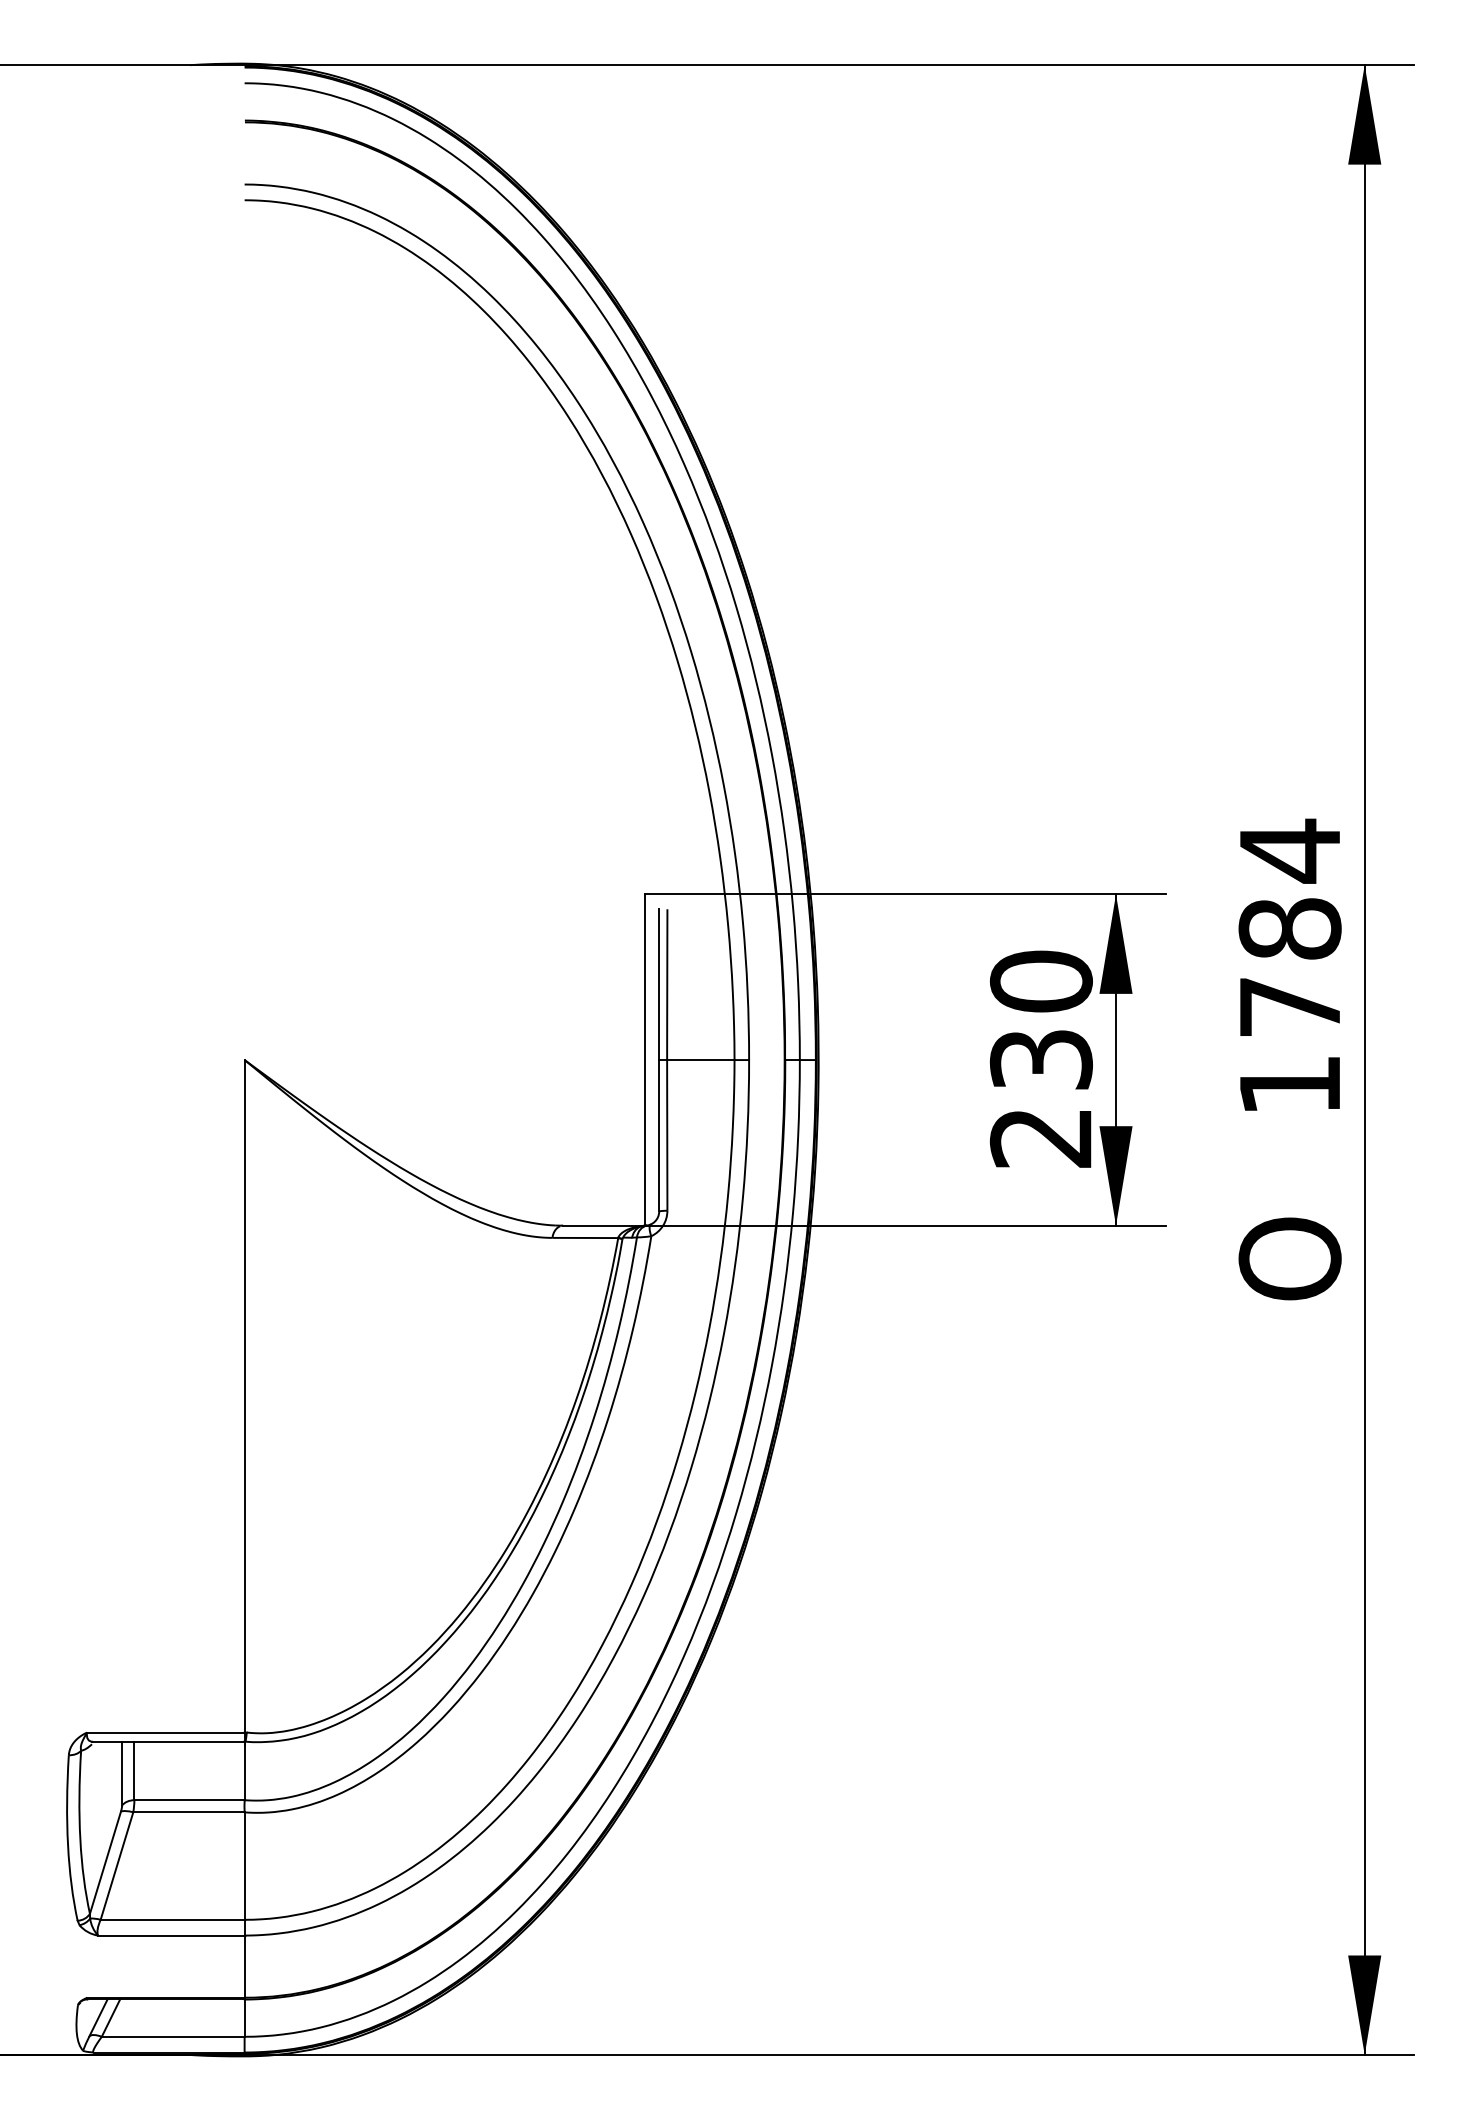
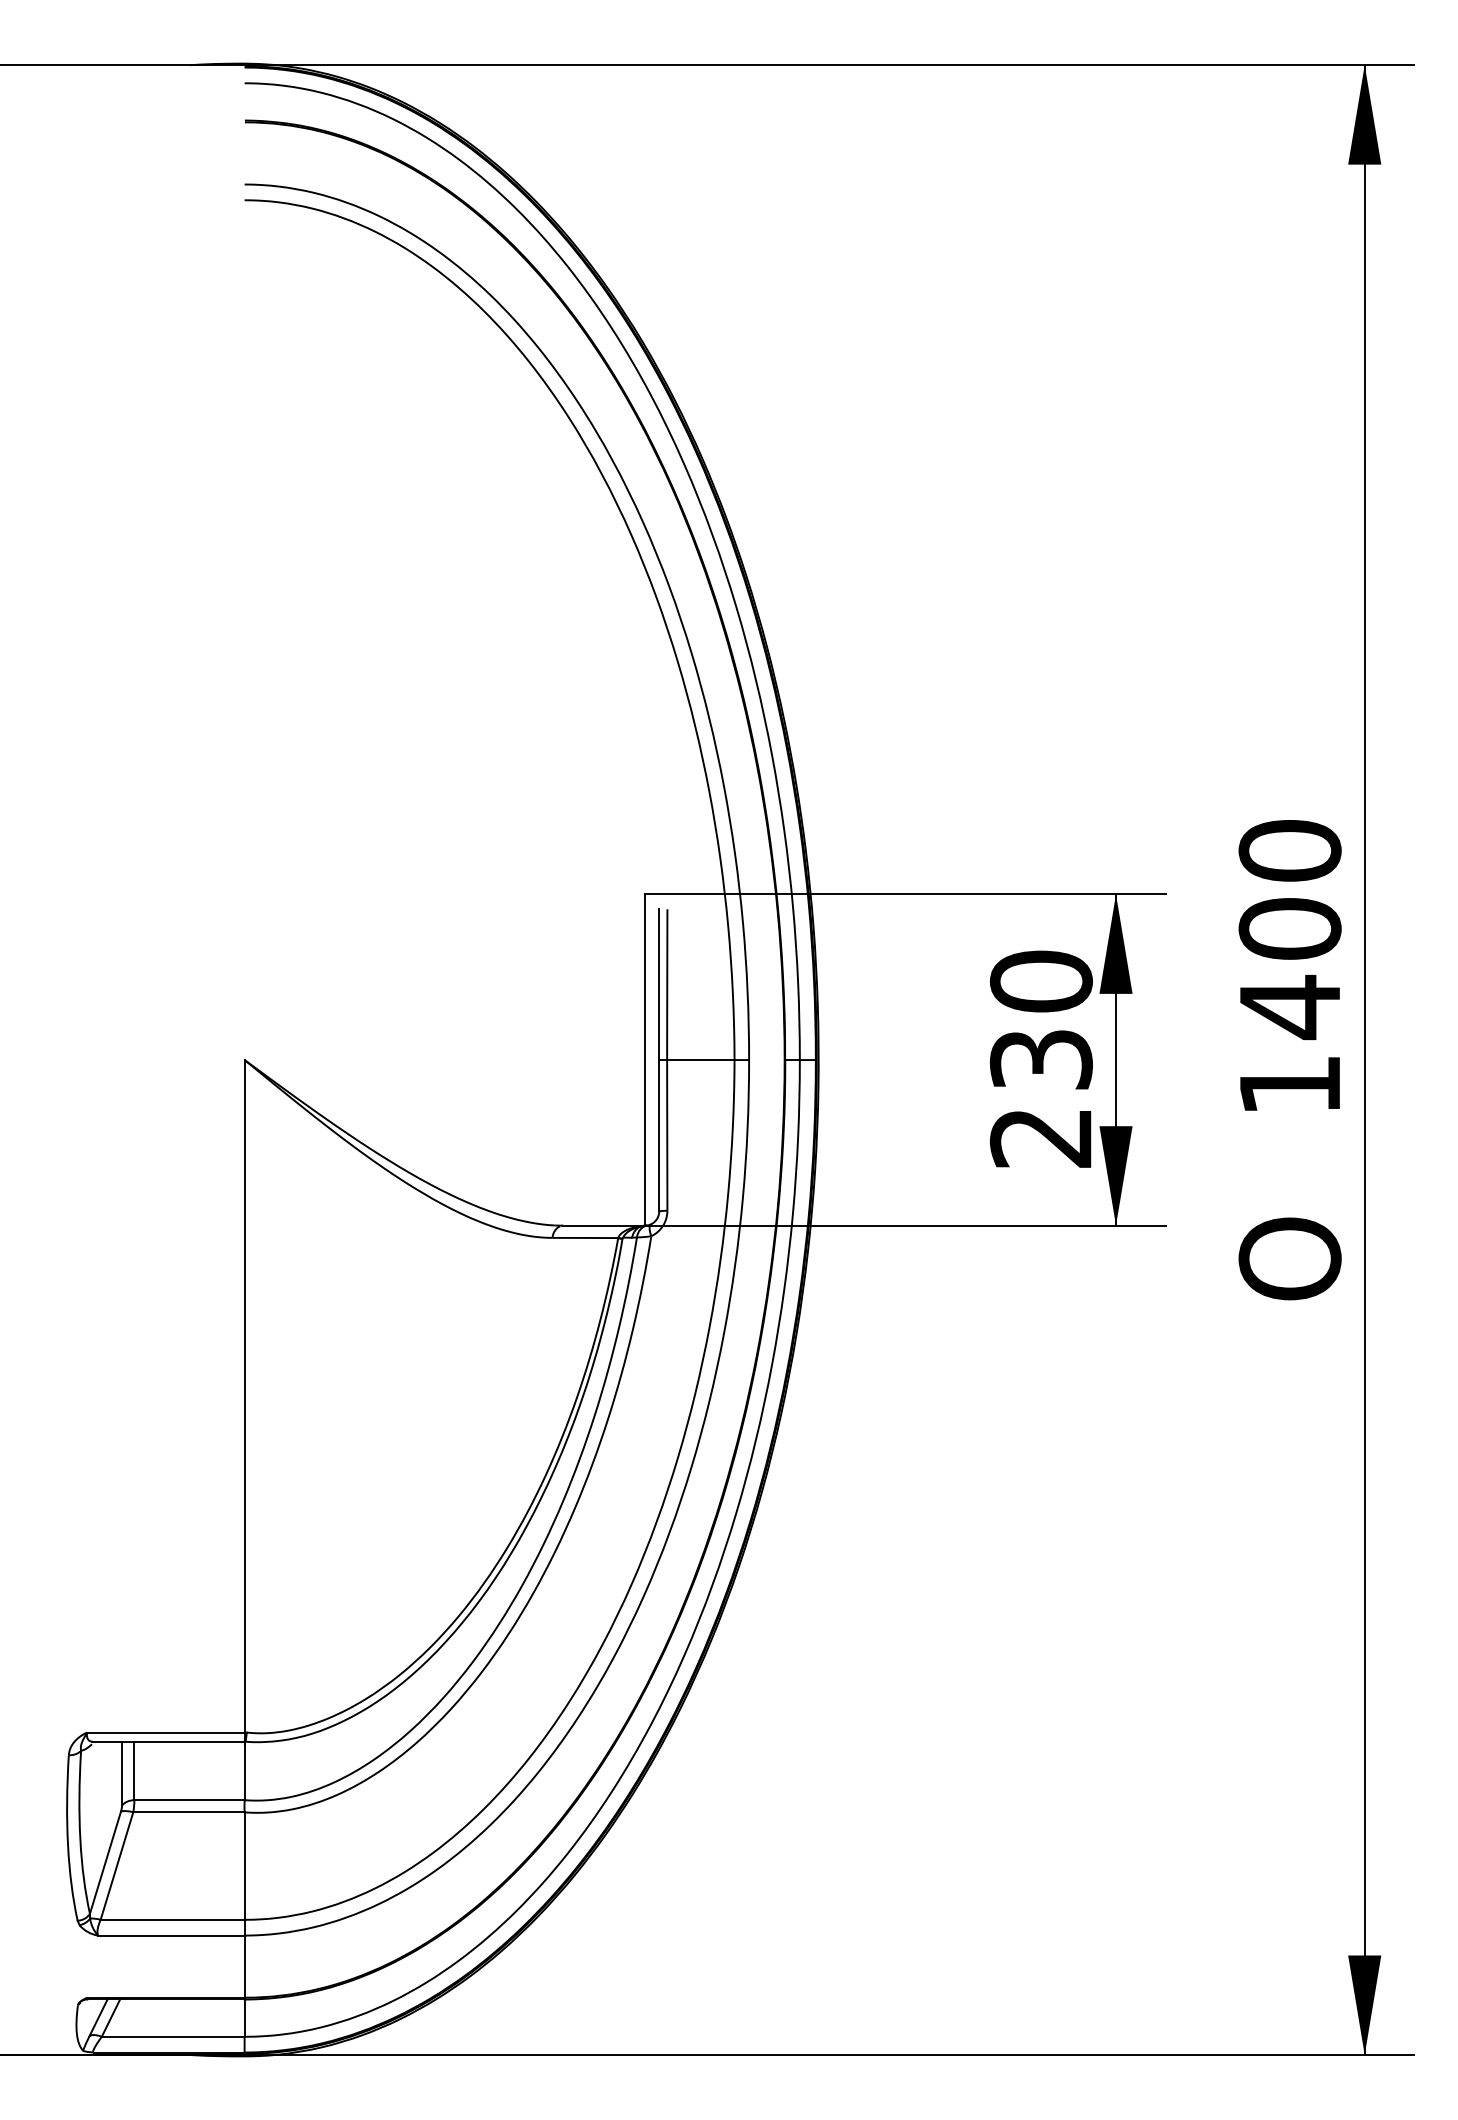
text: 1784 -> 1400 (1289, 929)
